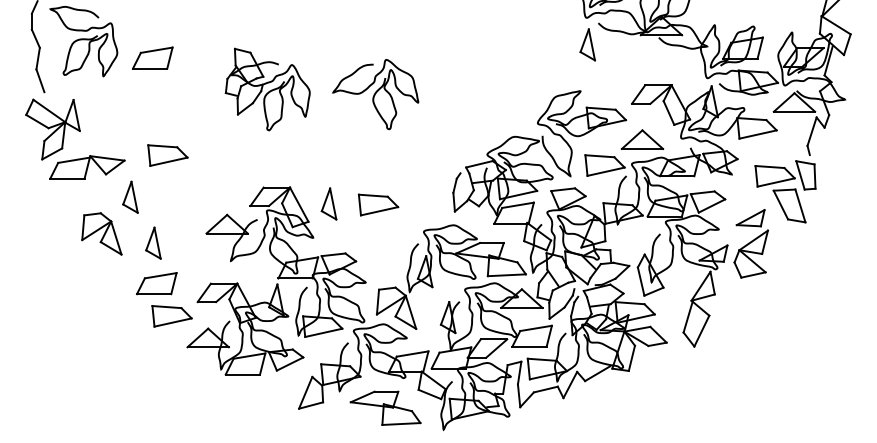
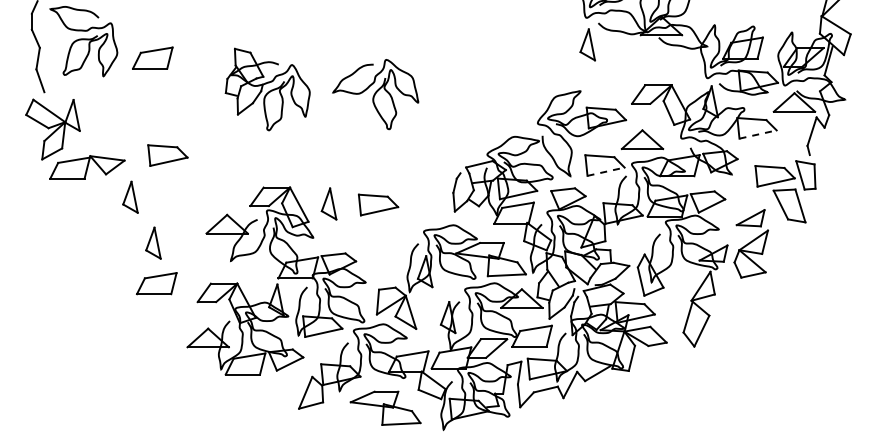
line: solid -> dashed (758, 134)
line: solid -> dashed (606, 171)
part: present -> none (101, 233)
part: present -> none (171, 316)
